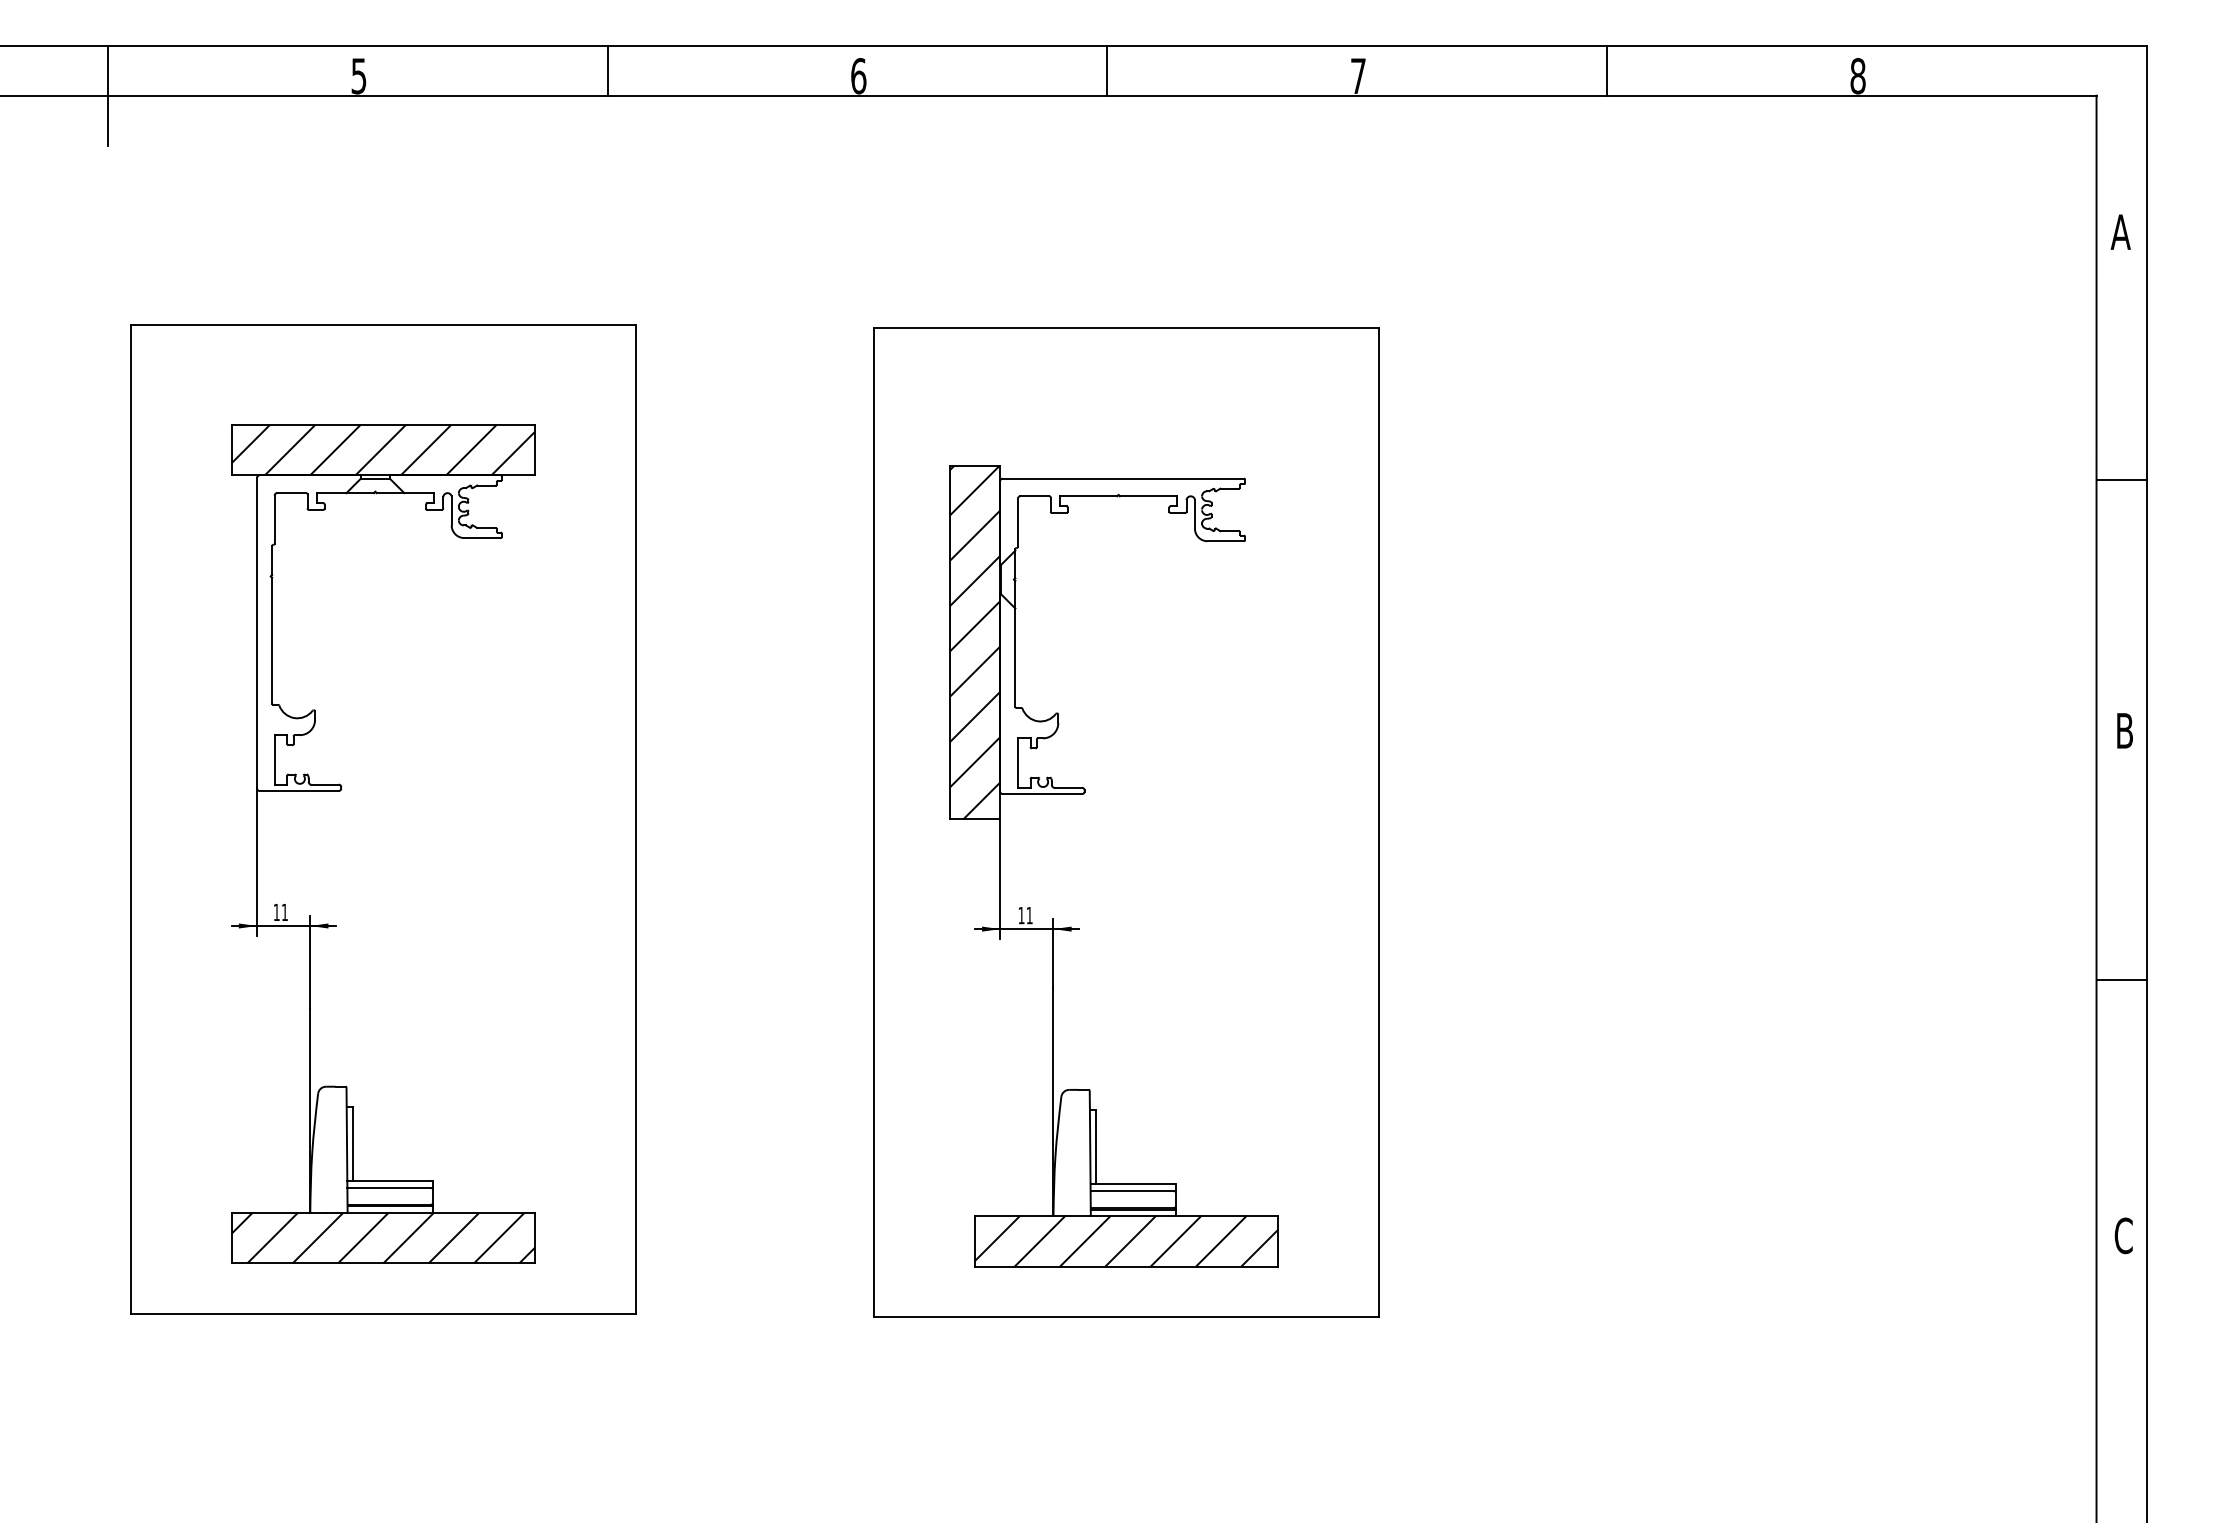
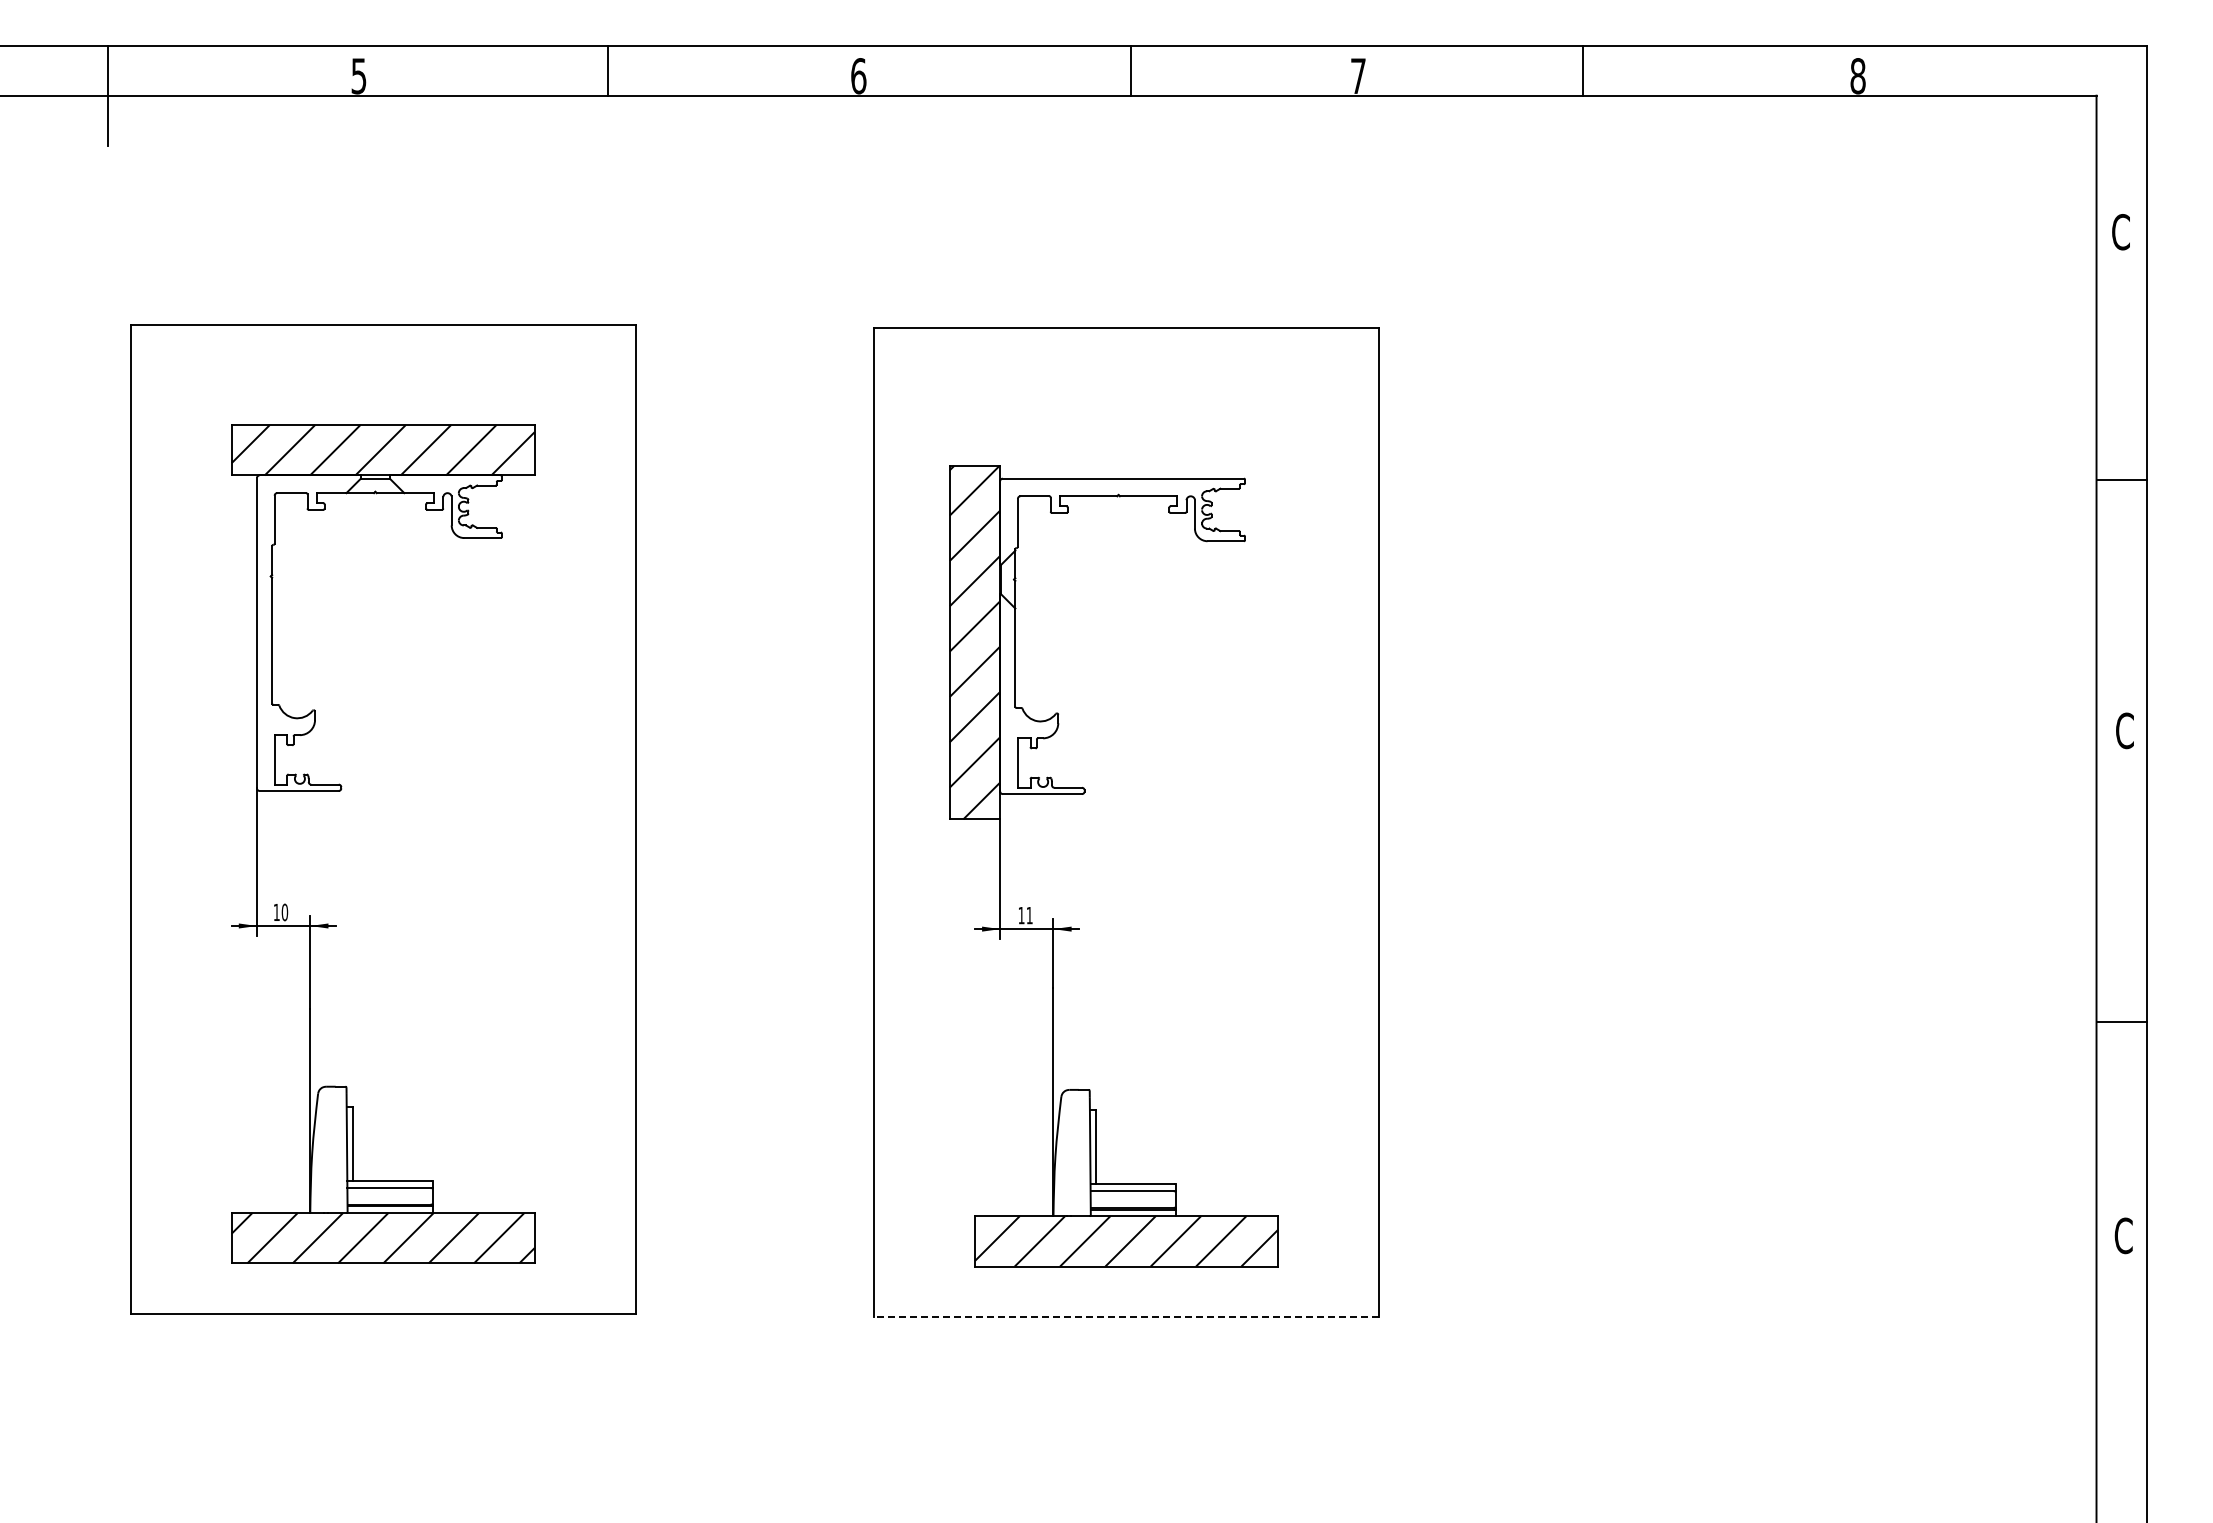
line position: (1107, 70) -> (1131, 70) (1131, 70)
line position: (1606, 70) -> (1582, 70) (1582, 70)
text: A -> C (2120, 232)
text: B -> C (2124, 730)
text: 11 -> 10 (284, 912)
line position: (2121, 980) -> (2121, 1022) (2121, 1022)
line: solid -> dashed (1125, 1317)
